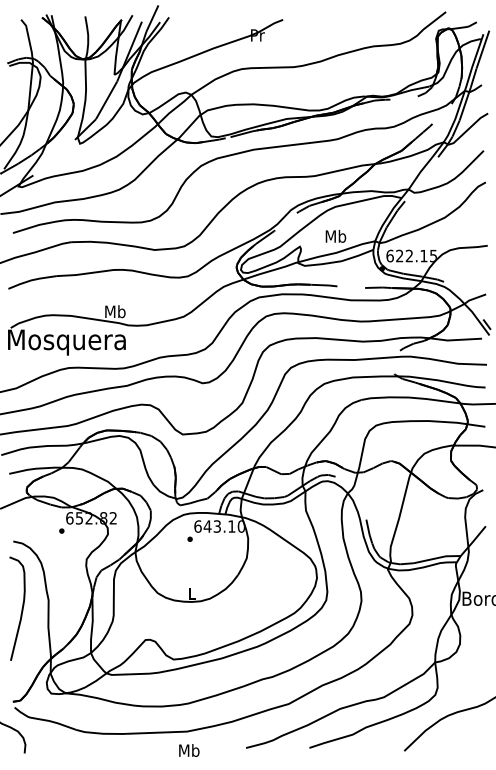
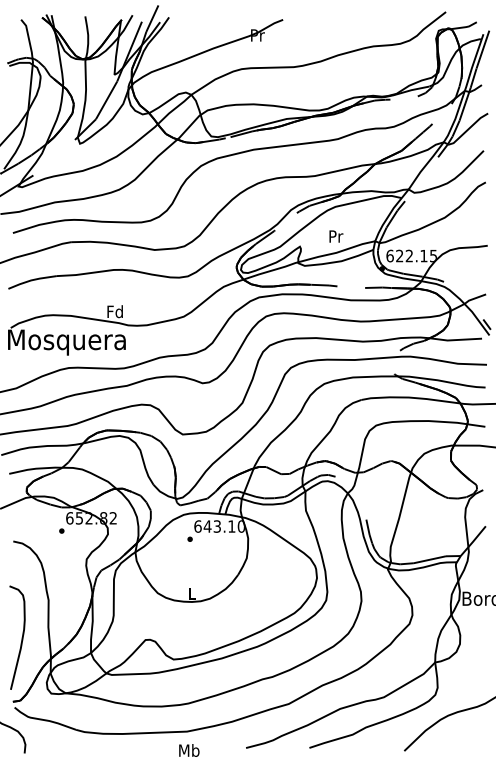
text: Mb -> Pr (335, 235)
text: Mb -> Fd (115, 311)
curve position: (21, 608) -> (21, 637) (21, 637)
